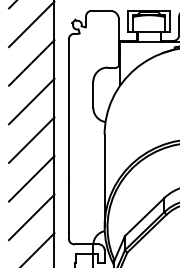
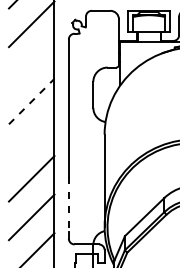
line: present -> none (31, 62)
line: solid -> dashed (32, 101)
line: present -> none (31, 139)
line: solid -> dashed (68, 204)
